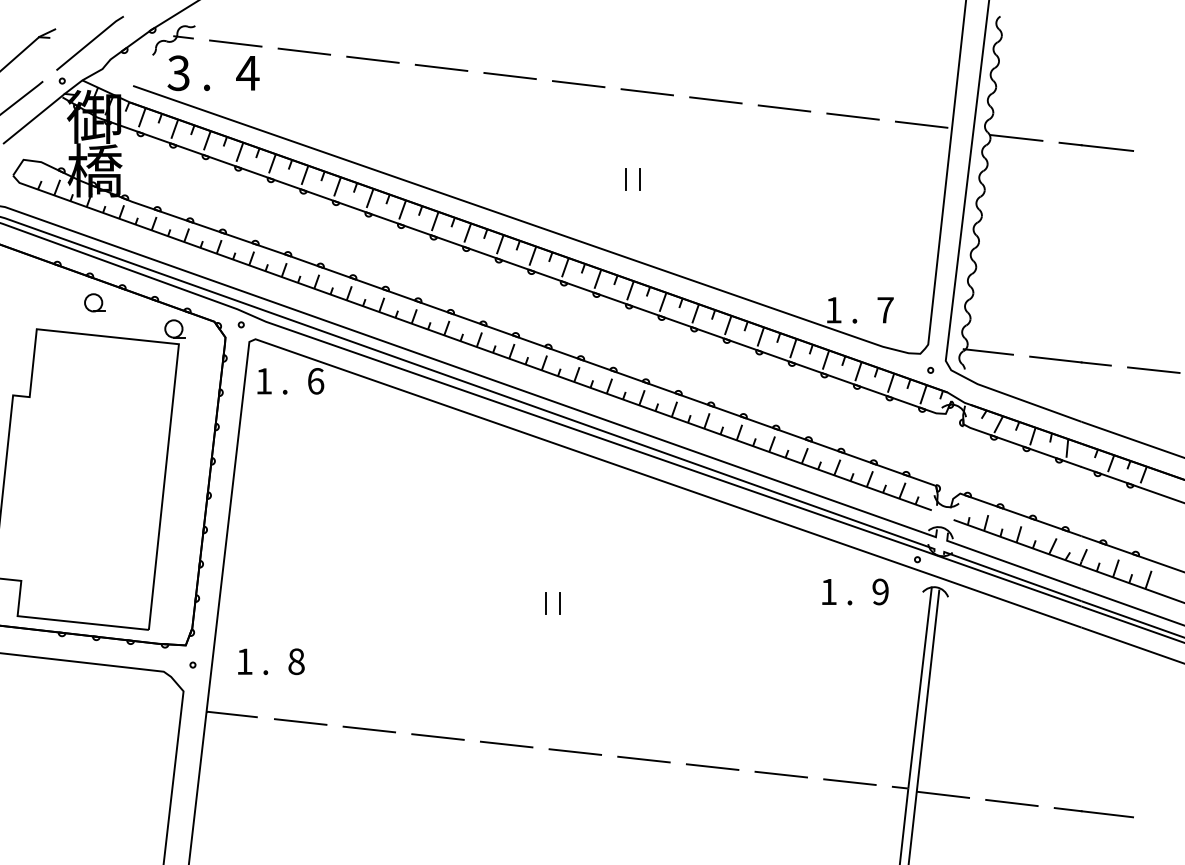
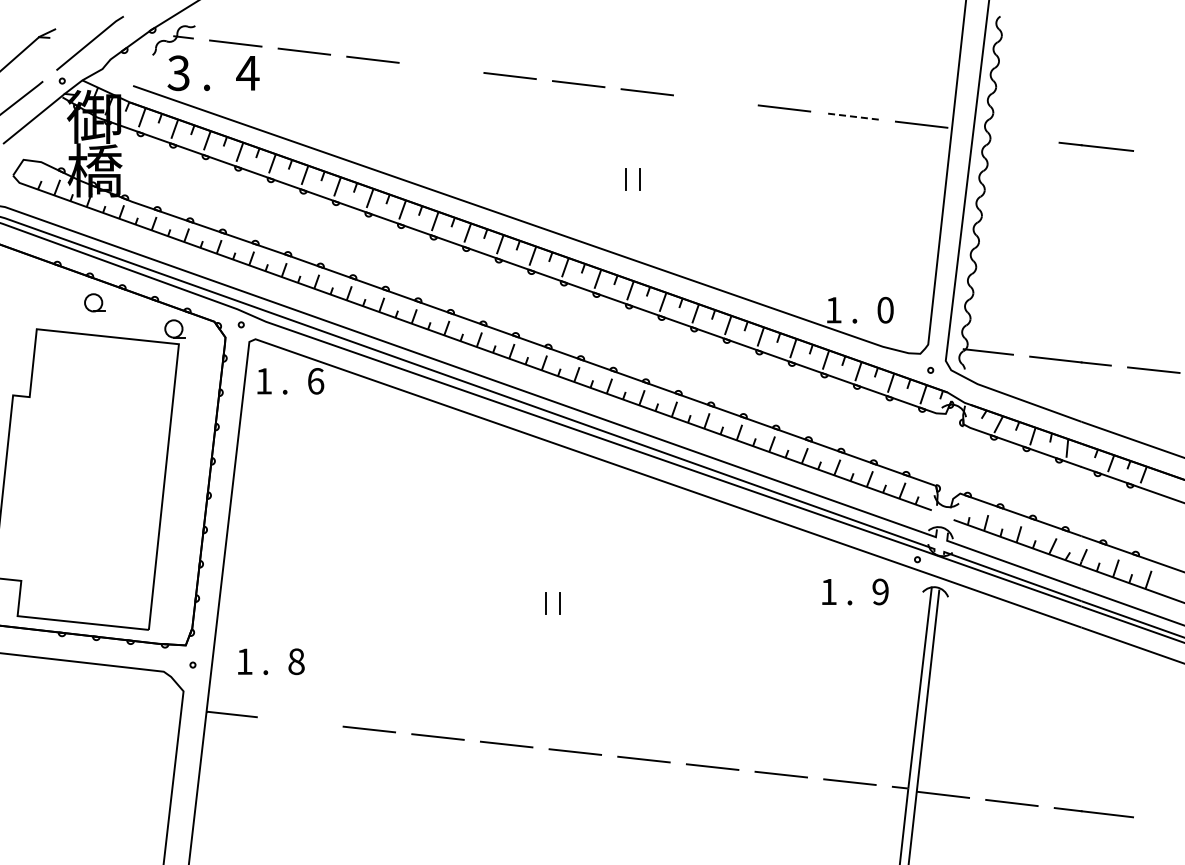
line: present -> none (441, 67)
line: present -> none (715, 100)
line: solid -> dashed (853, 116)
line: present -> none (1016, 137)
text: 7 -> 0 (885, 309)
line: present -> none (300, 721)
